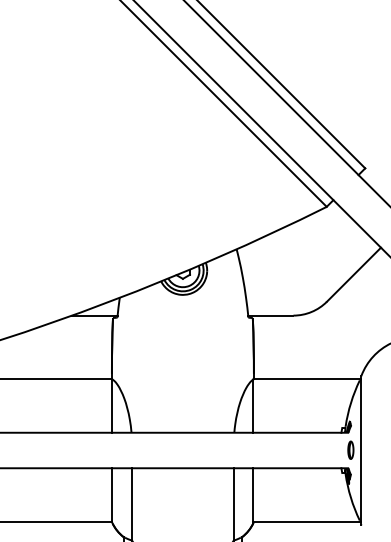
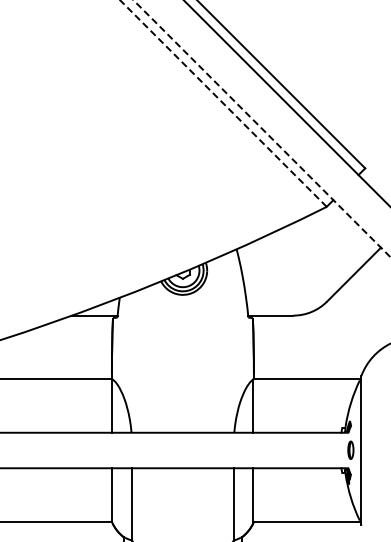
line: solid -> dashed (223, 103)
line: solid -> dashed (262, 129)
